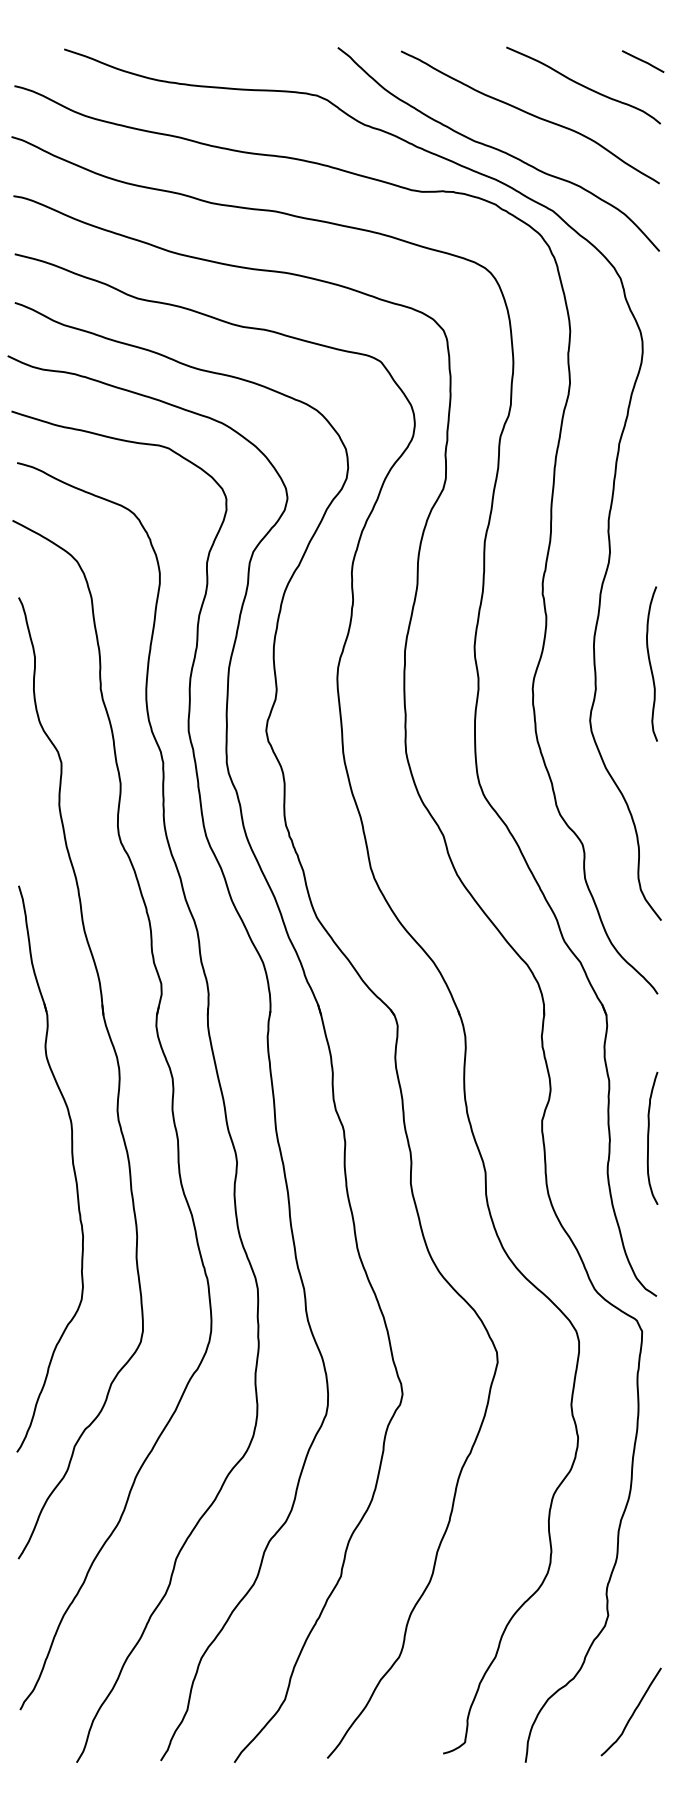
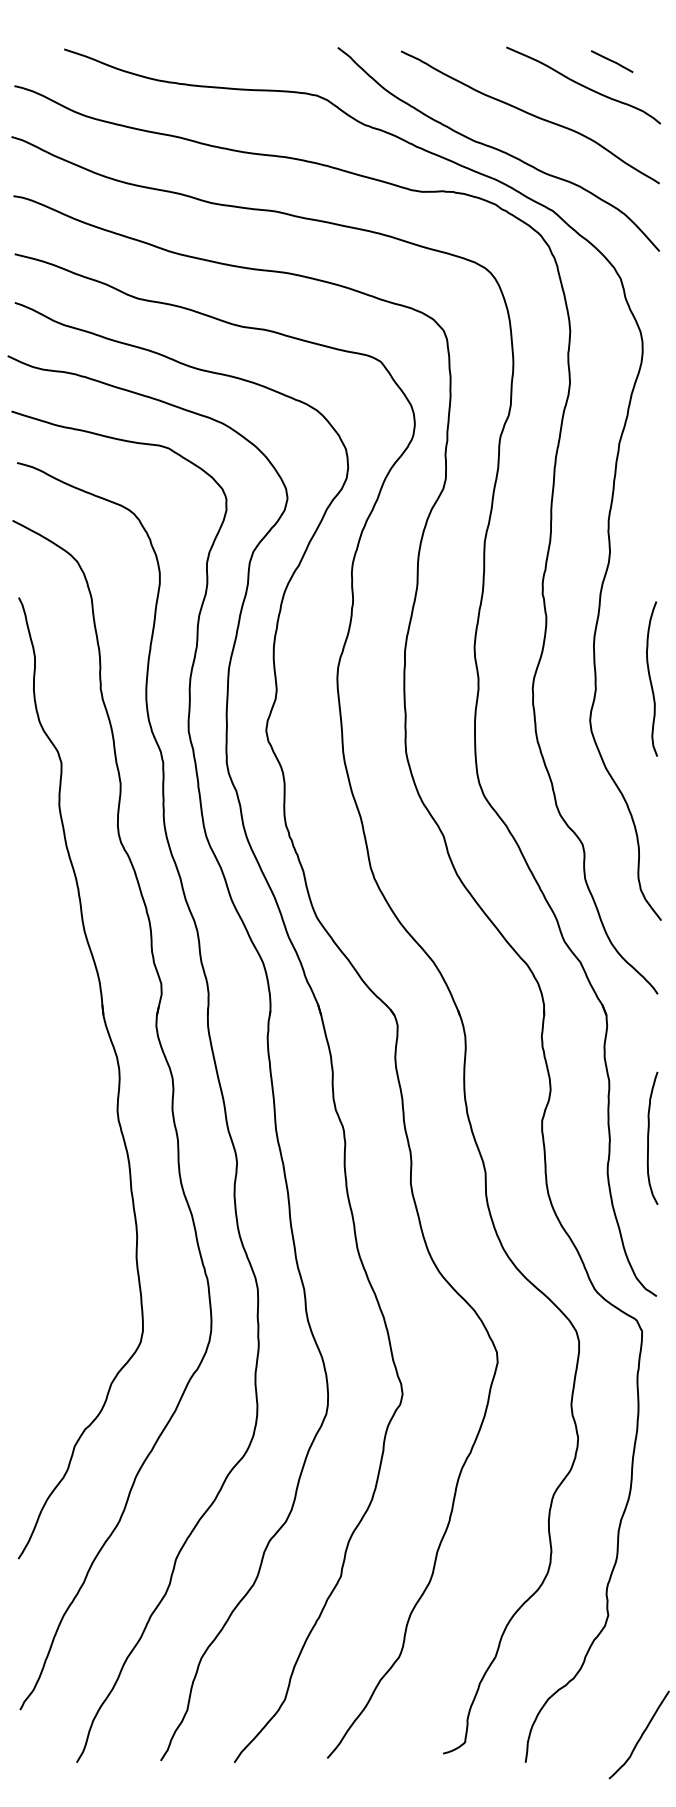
line position: (643, 61) -> (612, 61) (612, 61)
curve position: (650, 663) -> (650, 678) (650, 678)
part: present -> none (72, 1166)
curve position: (632, 1712) -> (640, 1735) (640, 1735)
